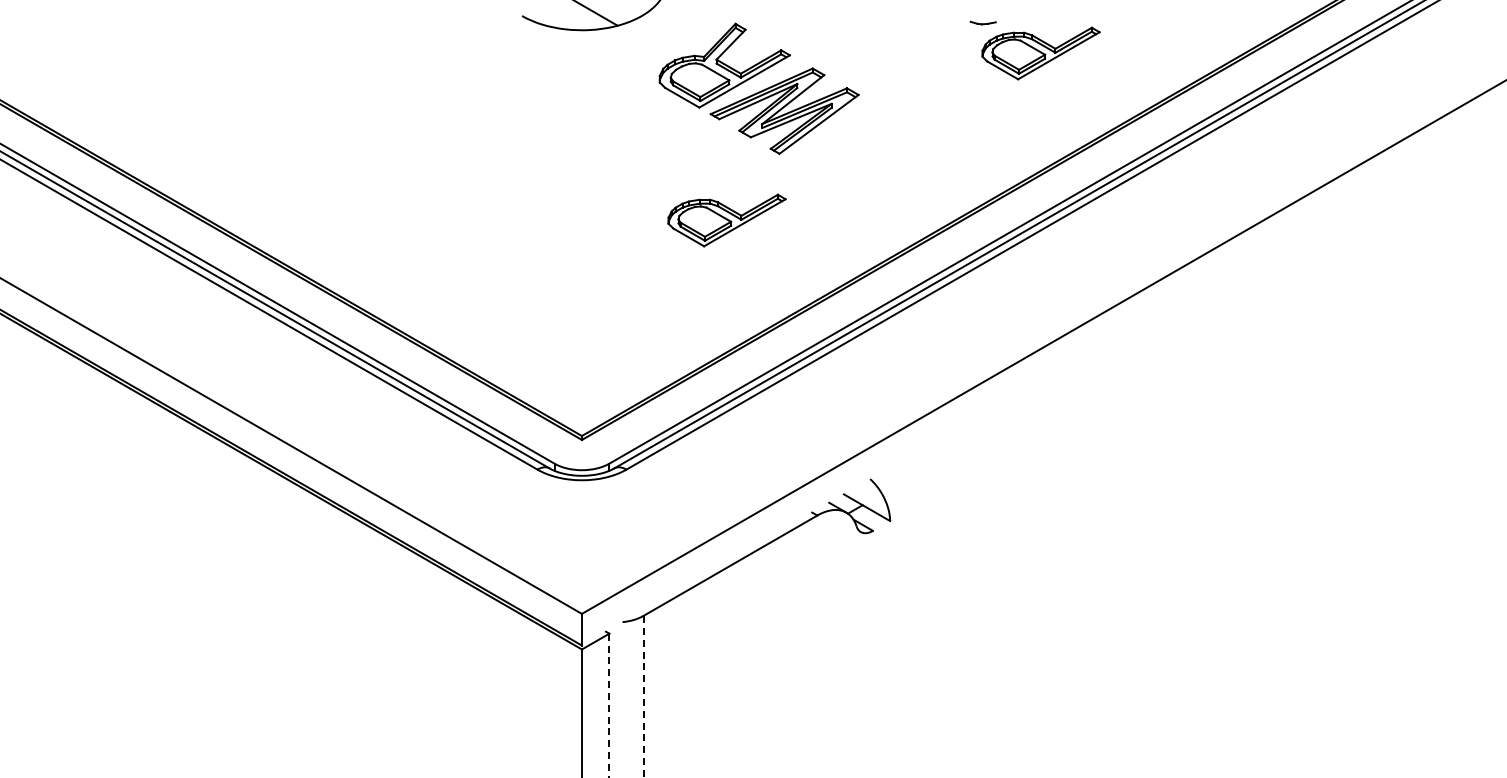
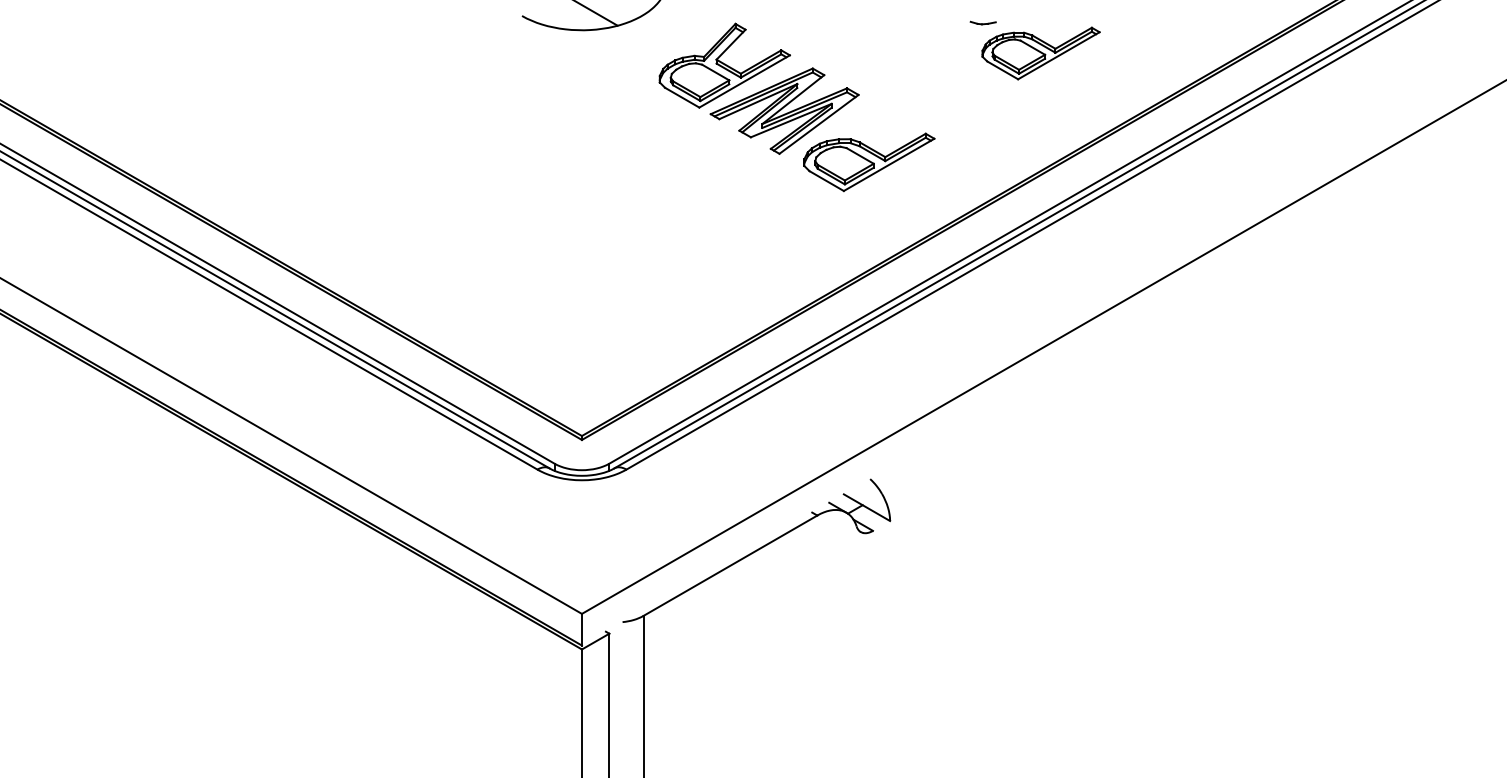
part: none -> present (869, 162)
part: present -> none (726, 220)
line: dashed -> solid (643, 696)
line: dashed -> solid (609, 705)
